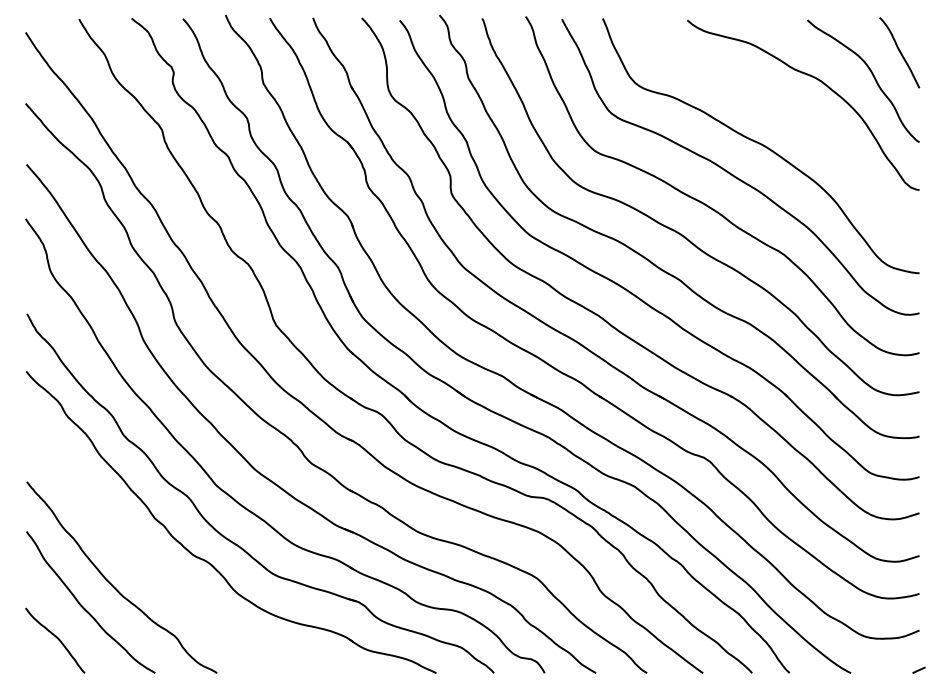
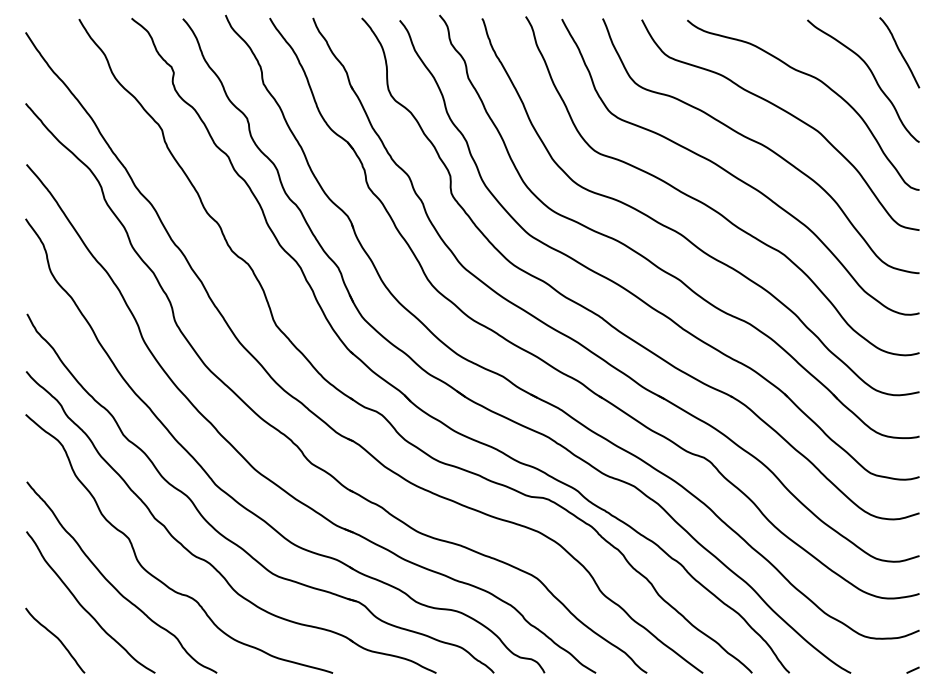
curve: none -> present (788, 114)
curve: none -> present (155, 576)
line position: (918, 669) -> (912, 669) (912, 669)
